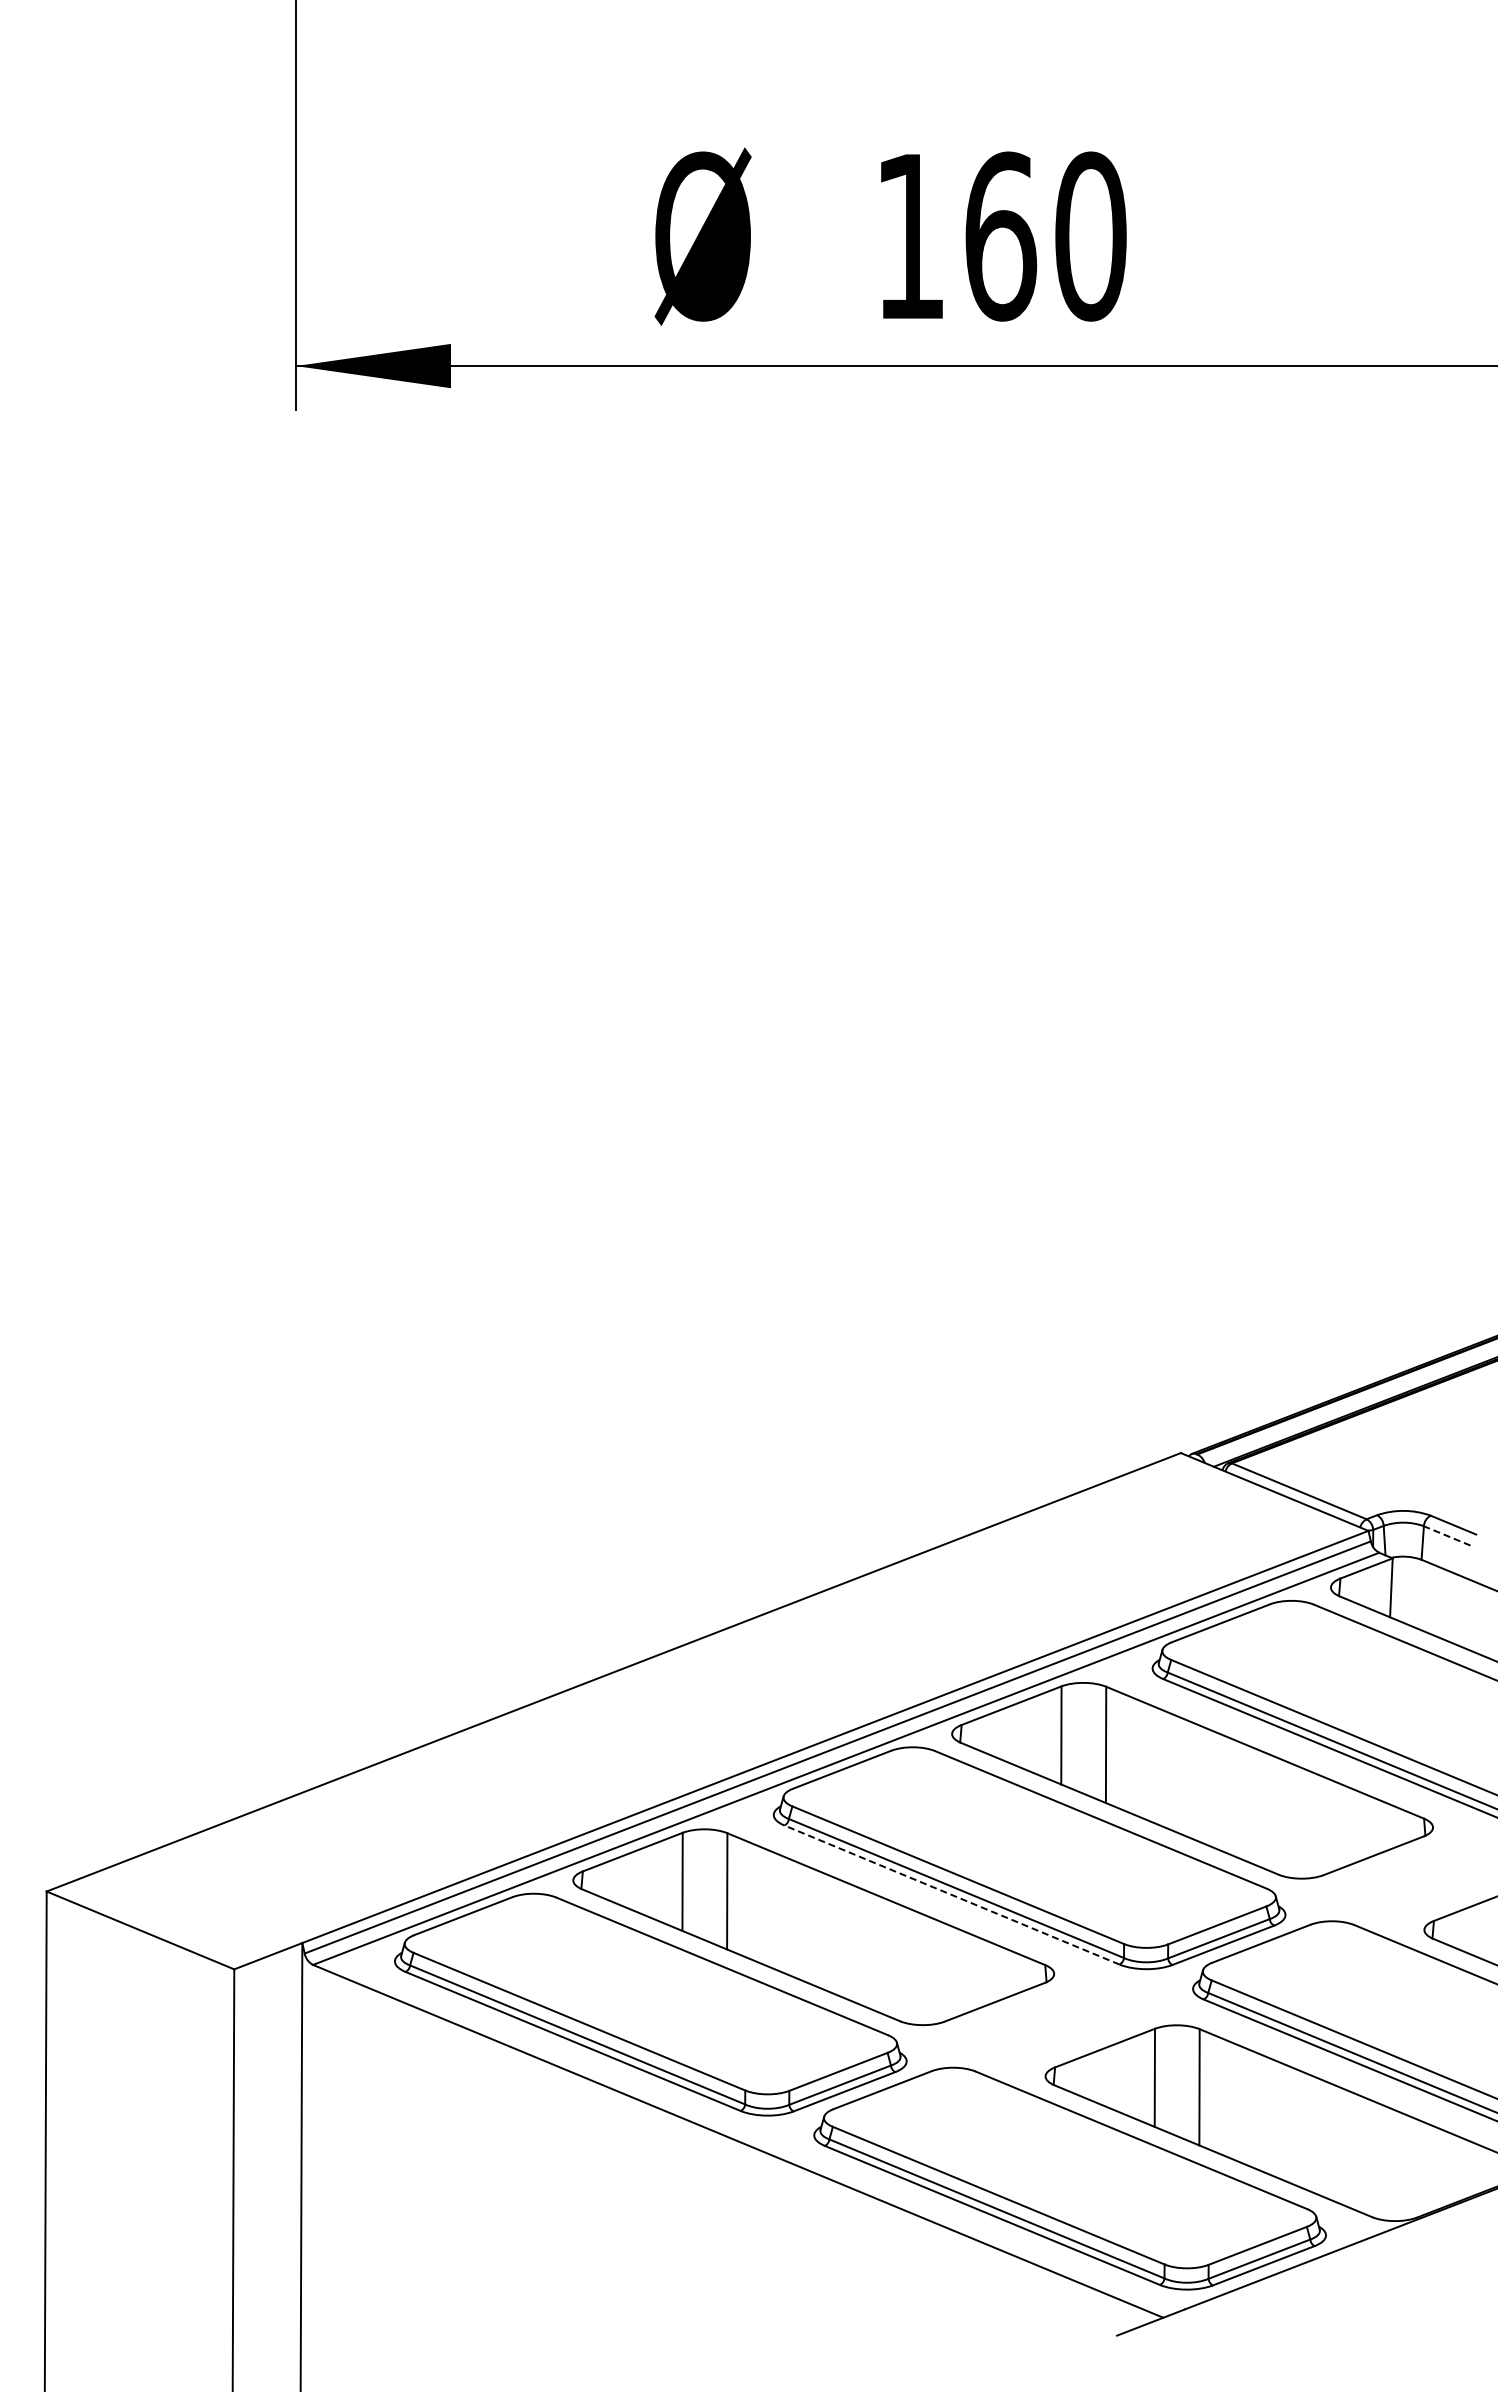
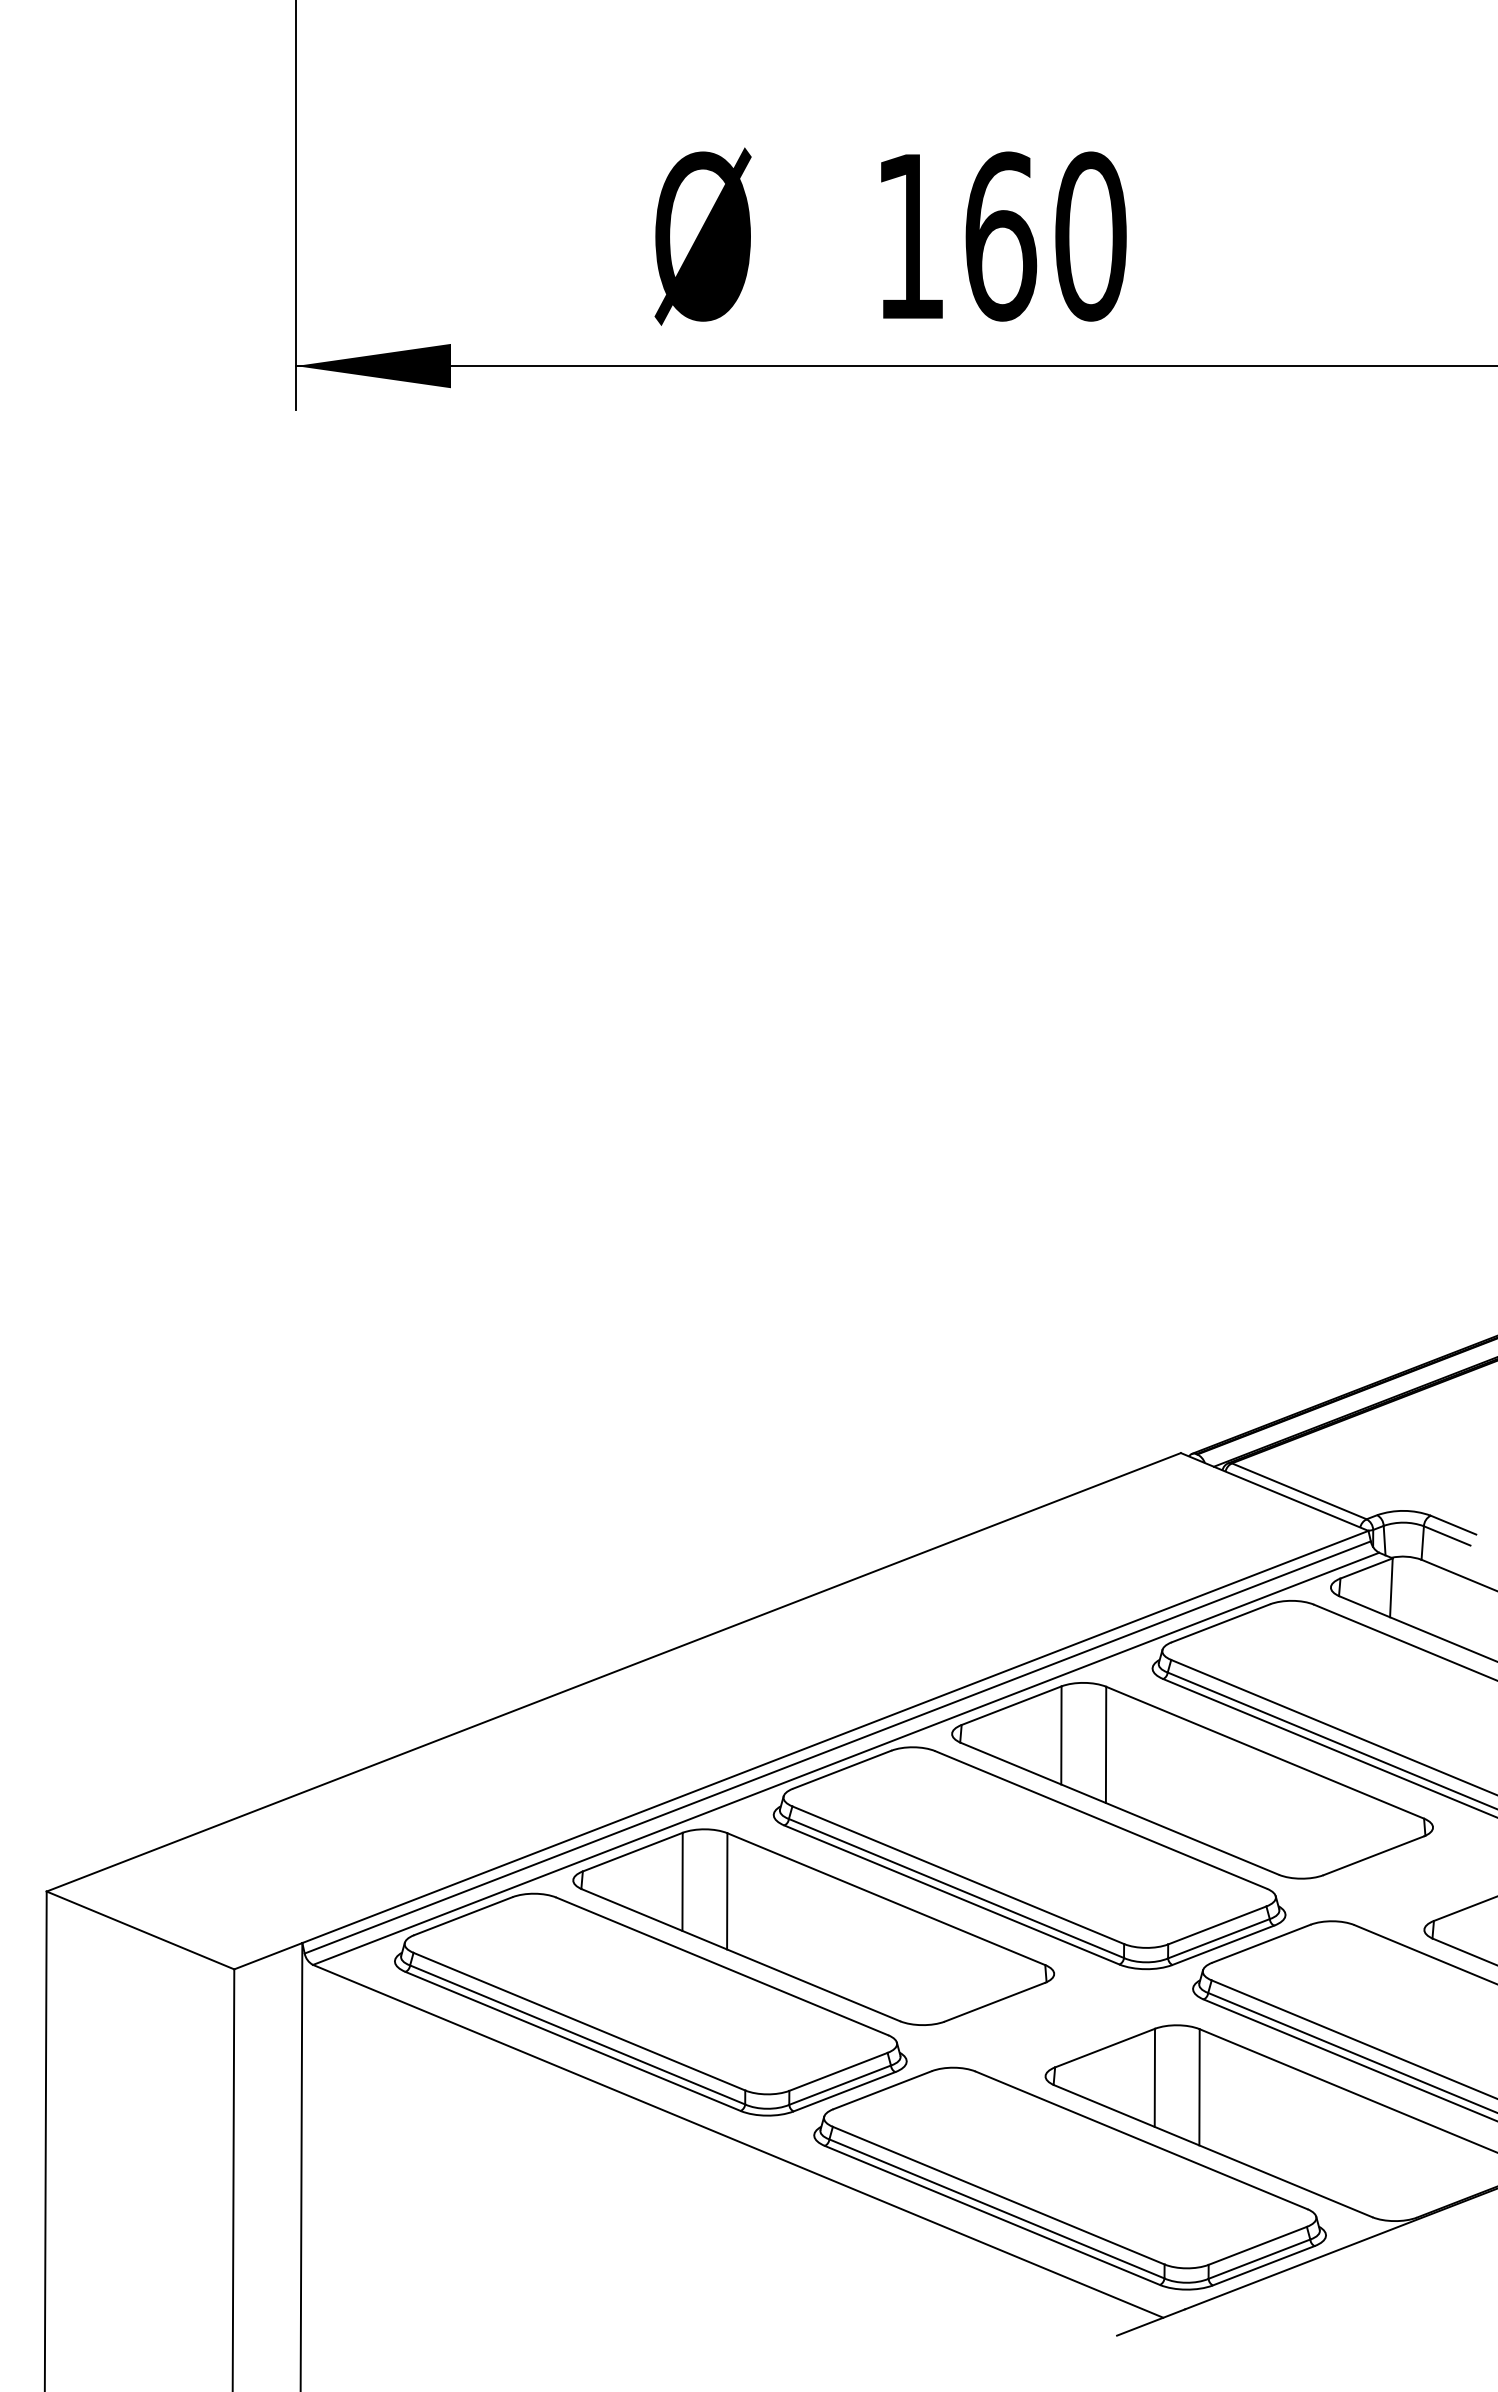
line: dashed -> solid (1446, 1535)
line: dashed -> solid (951, 1894)
